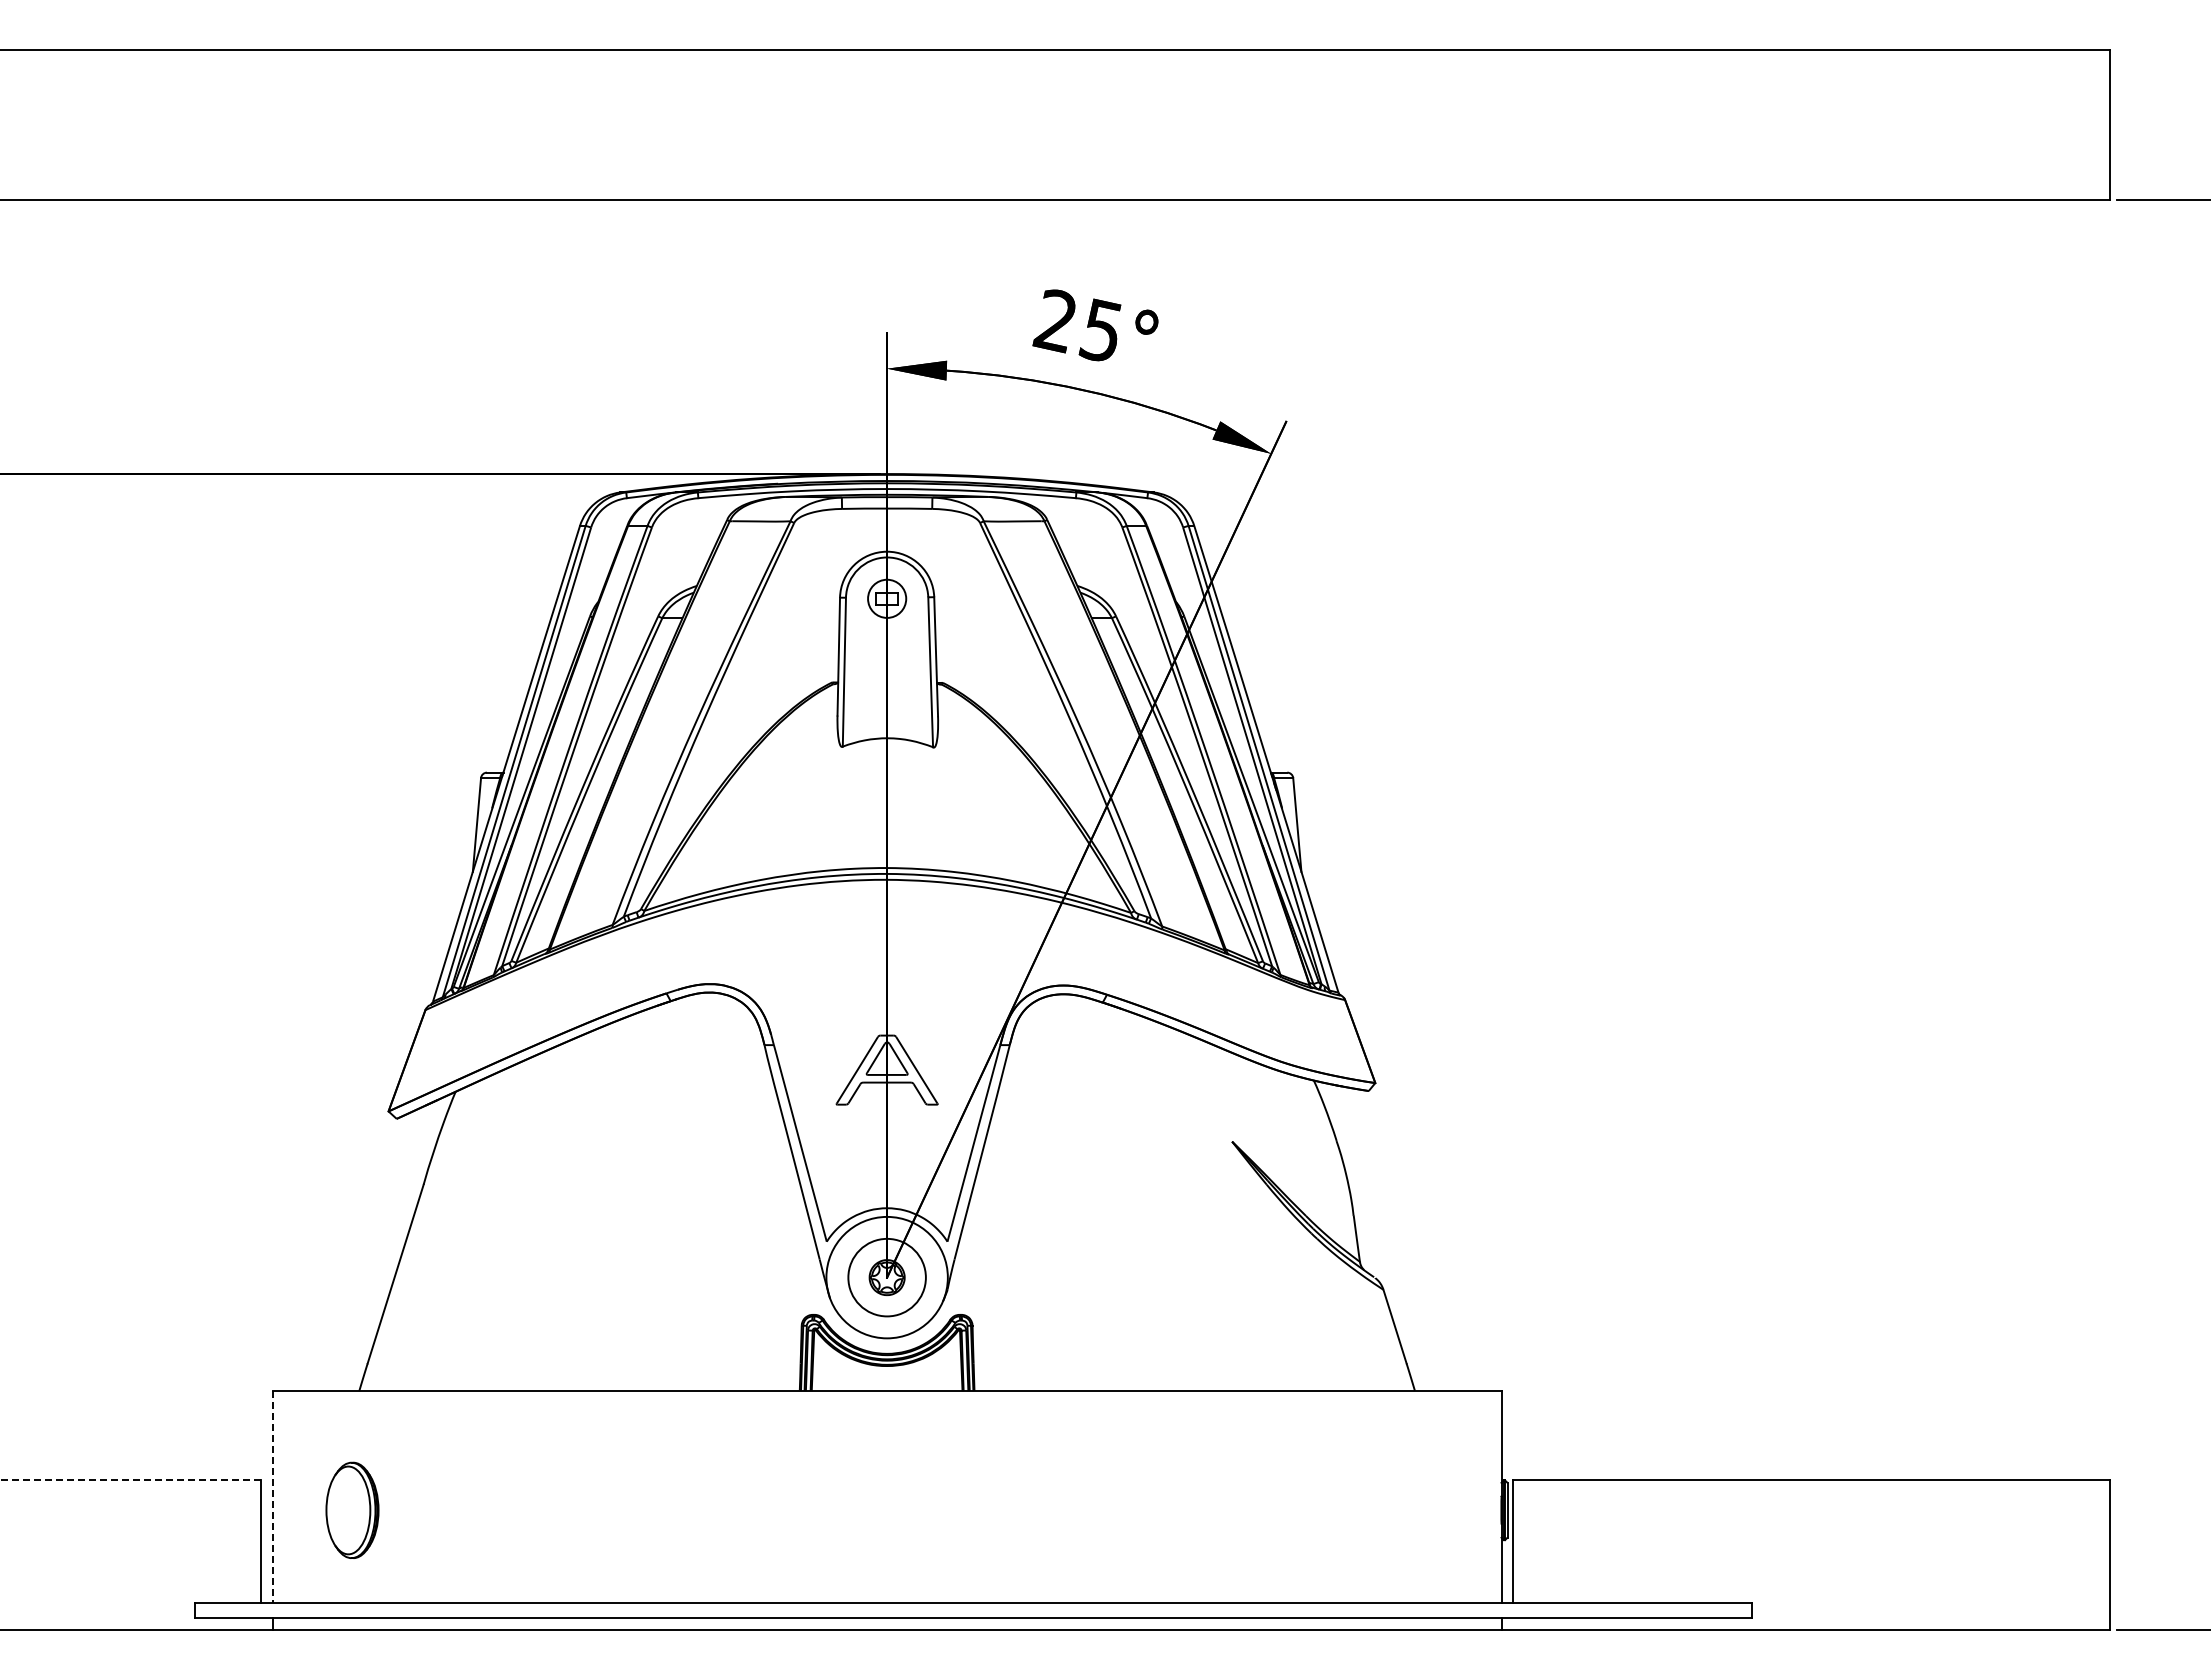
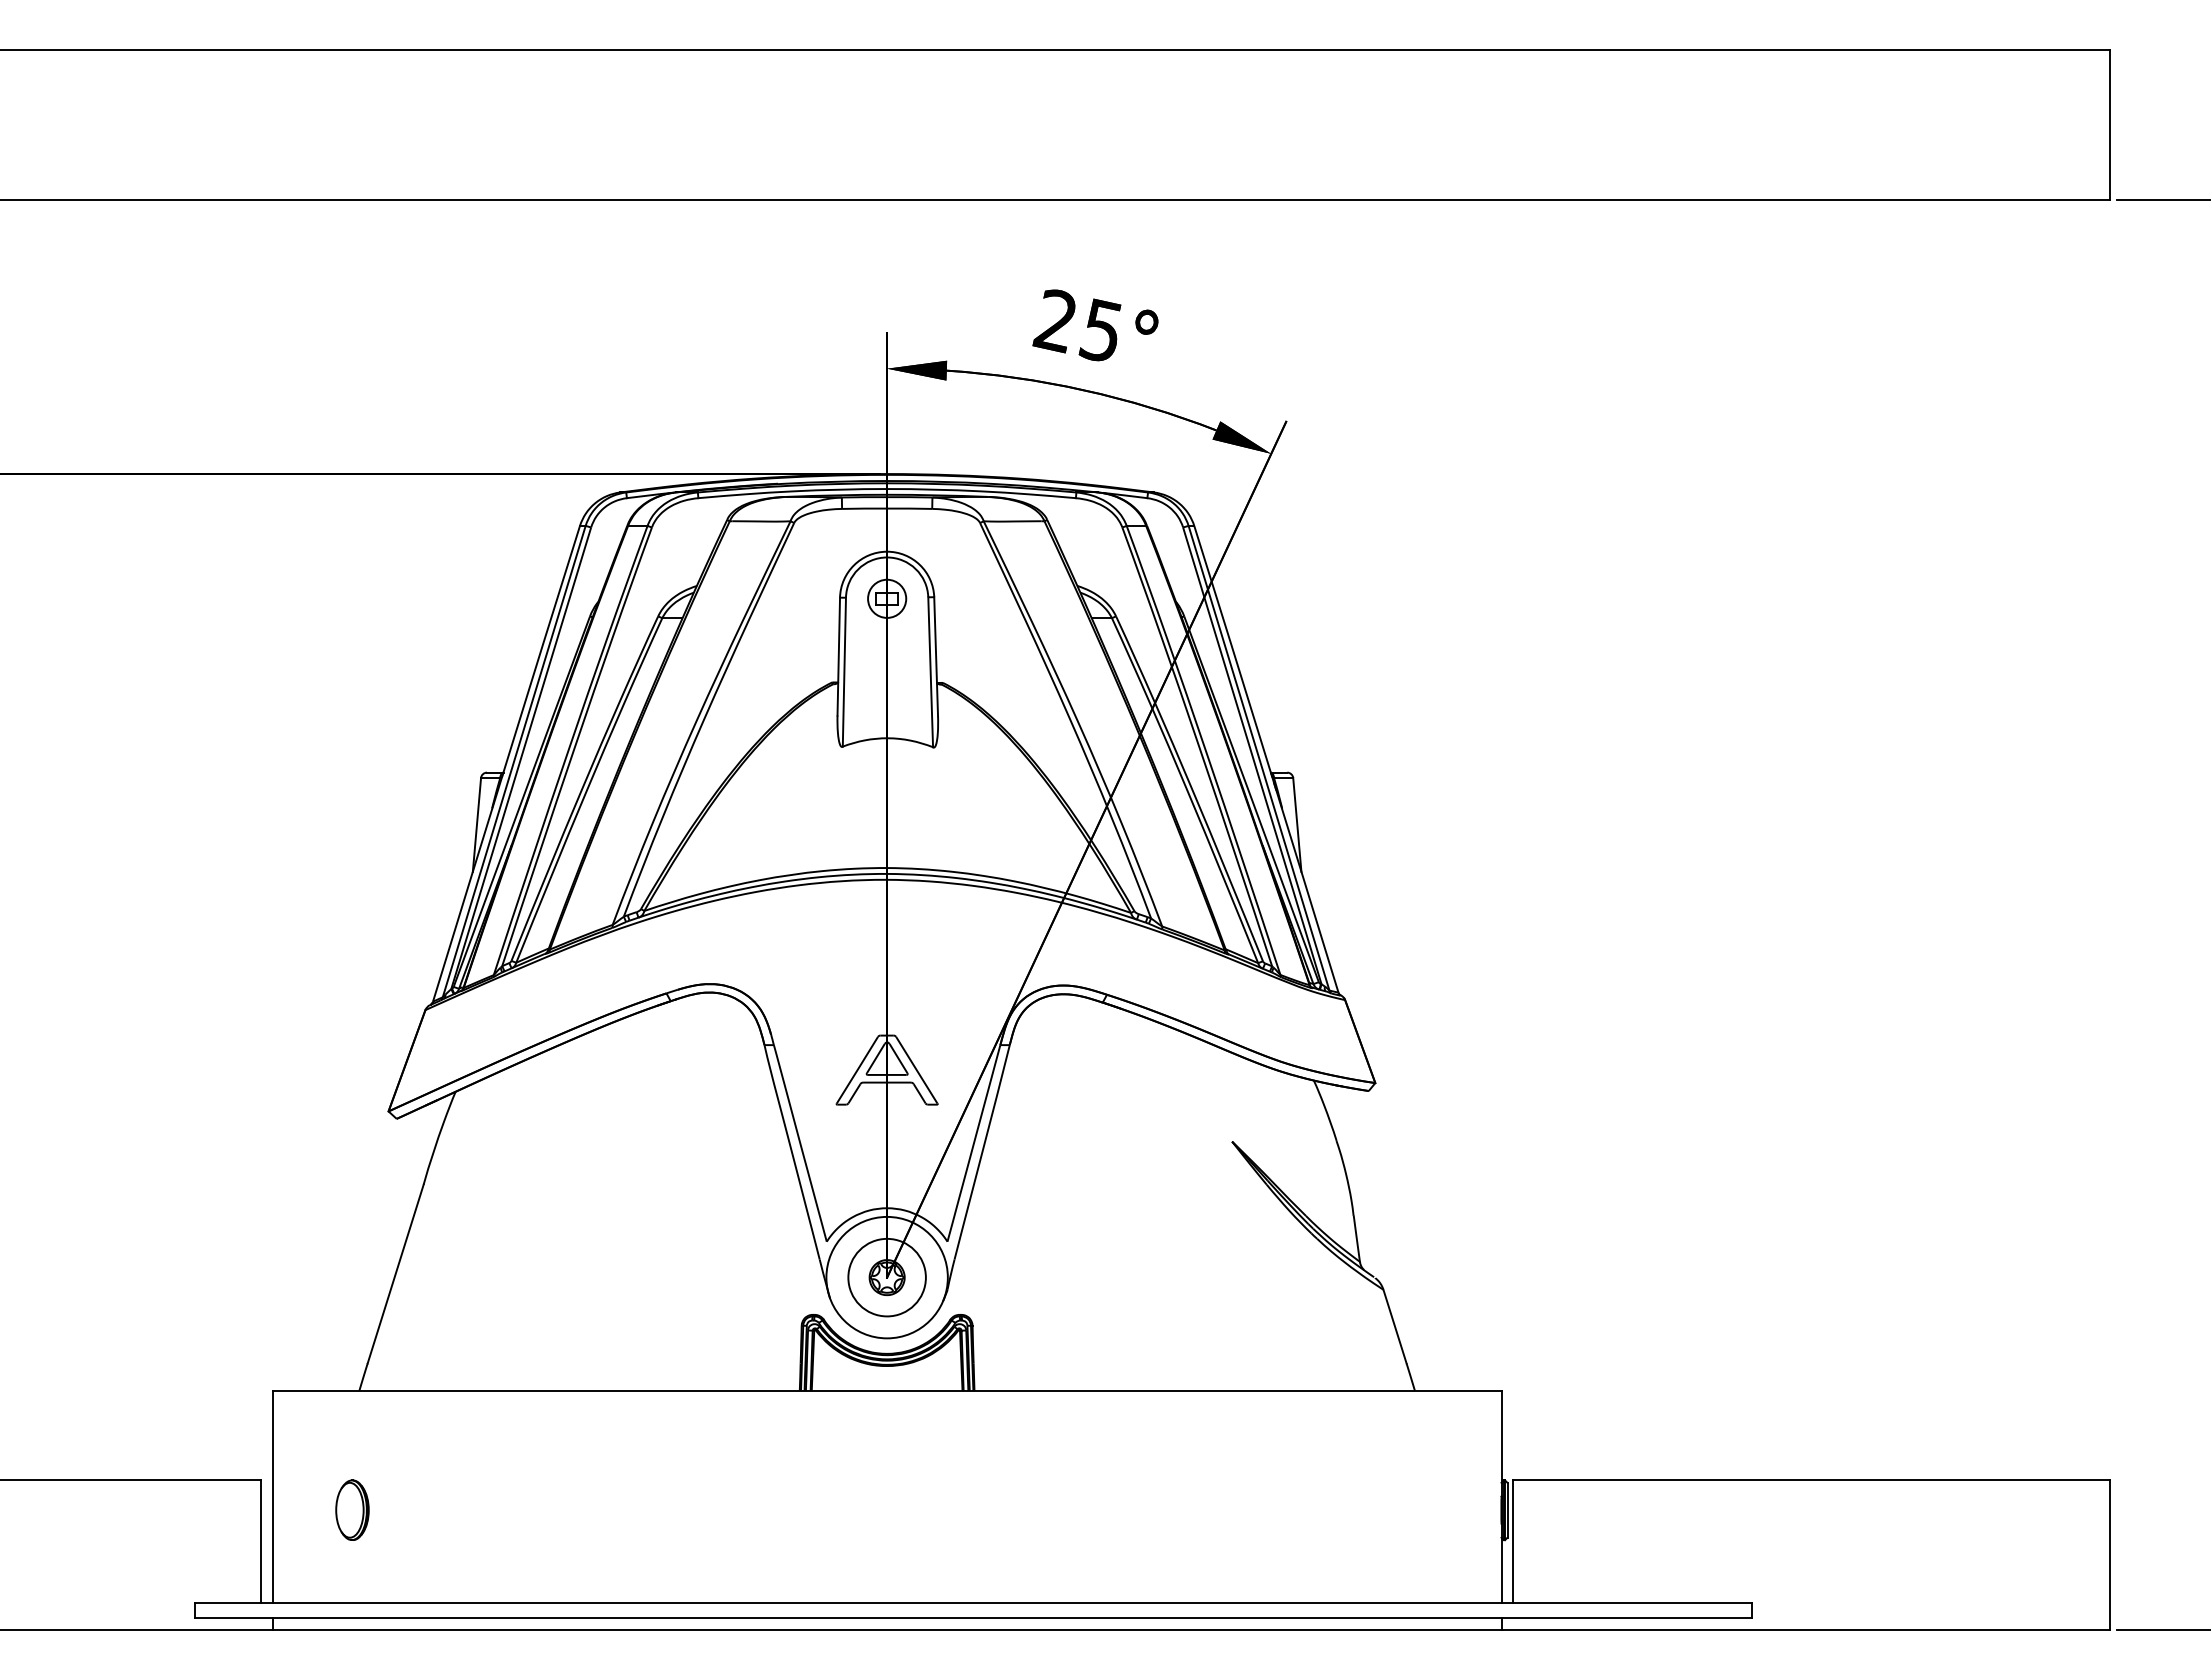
line: dashed -> solid (129, 1480)
line: dashed -> solid (272, 1497)
part size: 55x98 px -> 35x62 px (352, 1509)
